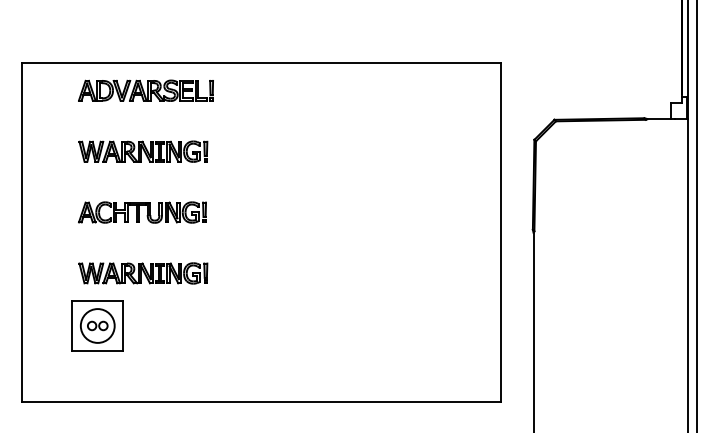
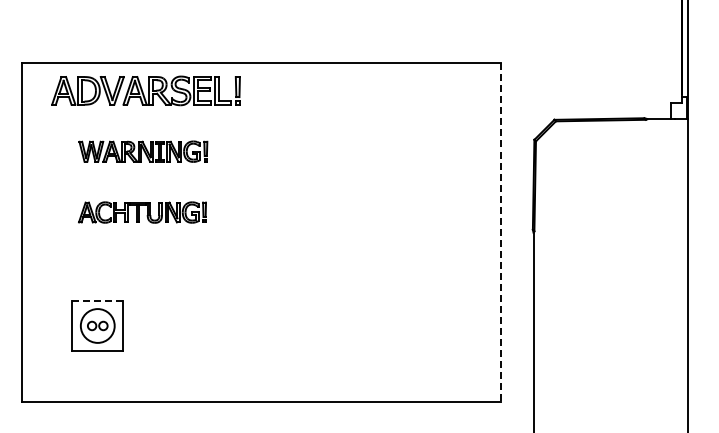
part size: 136x23 px -> 190x32 px (145, 90)
line: present -> none (697, 215)
line: solid -> dashed (501, 233)
part: present -> none (143, 273)
line: solid -> dashed (98, 300)
